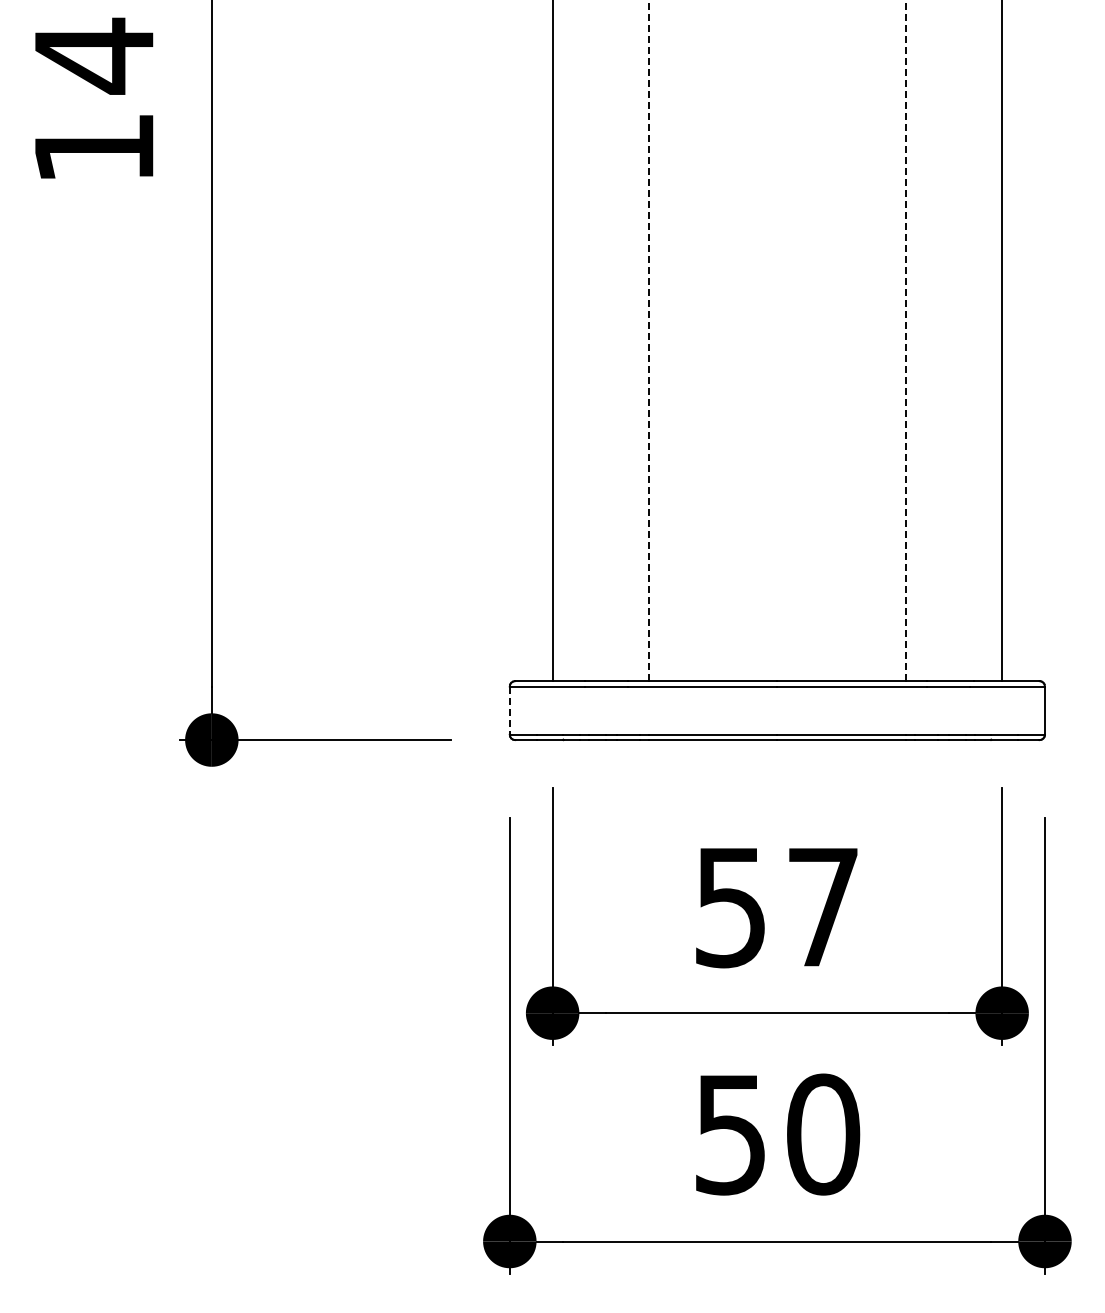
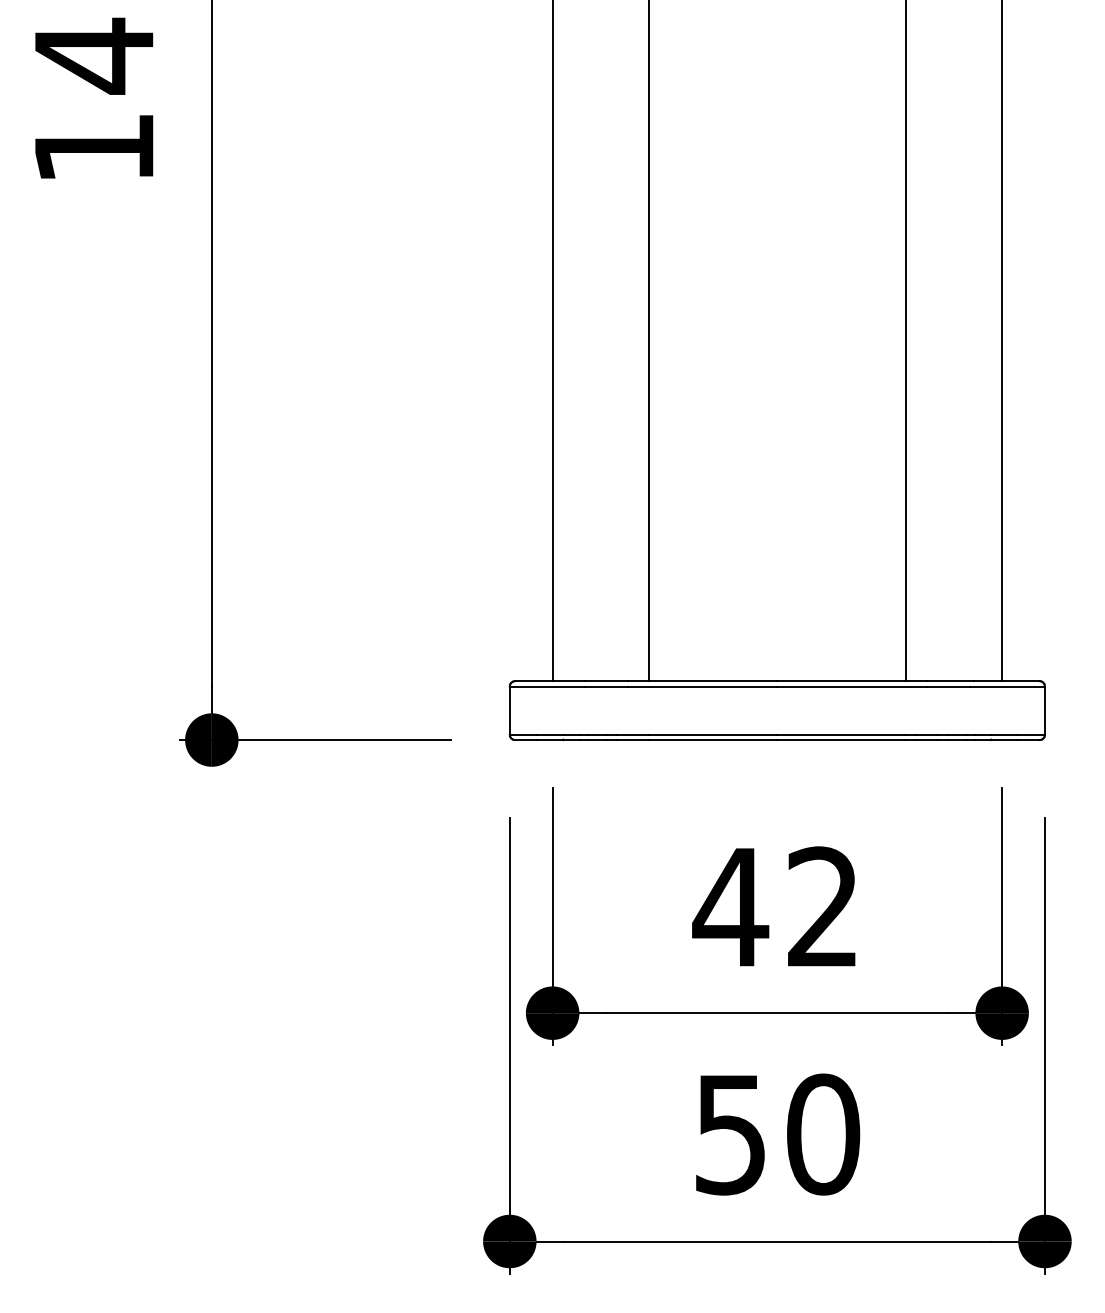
line: dashed -> solid (648, 340)
line: dashed -> solid (905, 340)
line: dashed -> solid (509, 711)
text: 57 -> 42 (774, 907)
